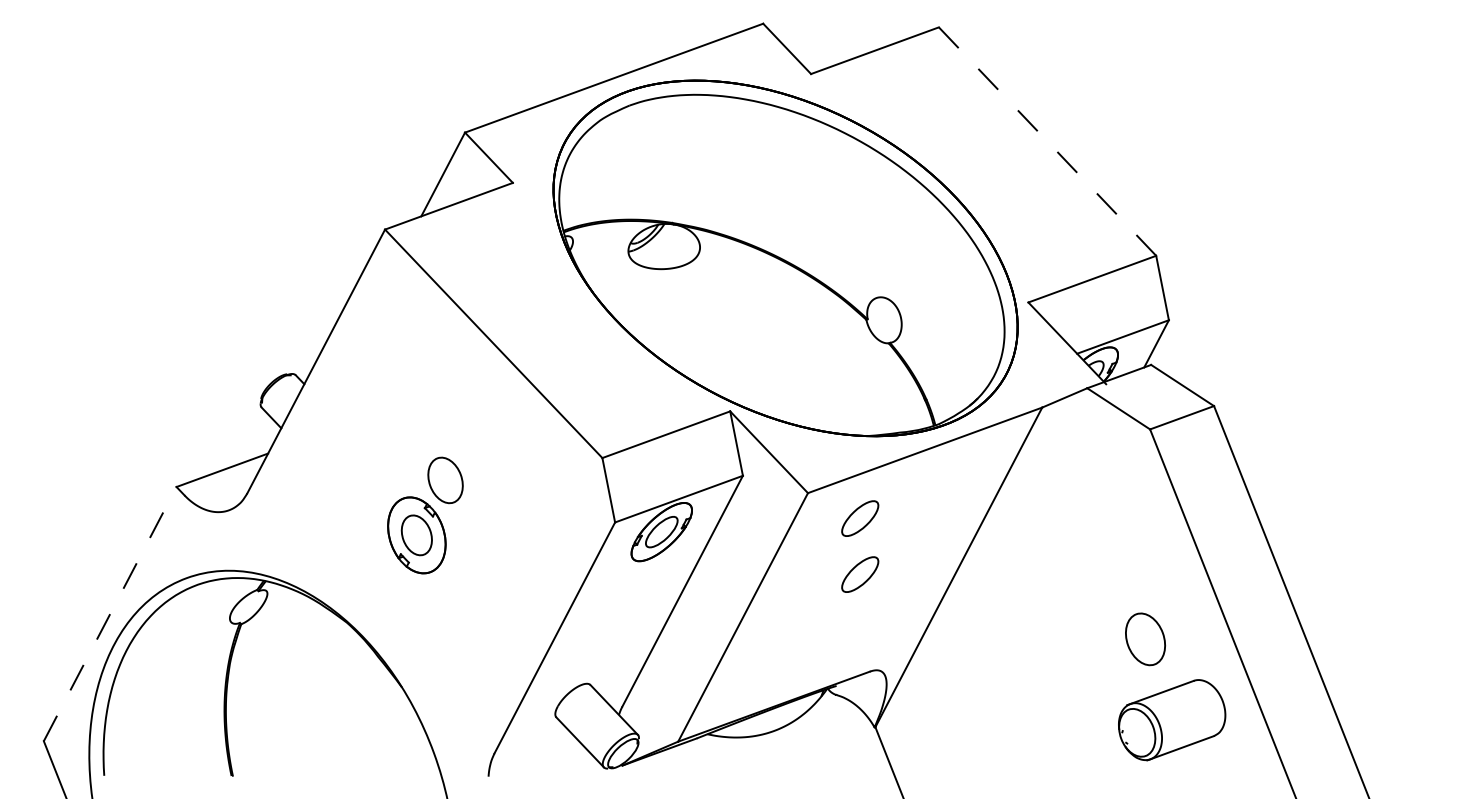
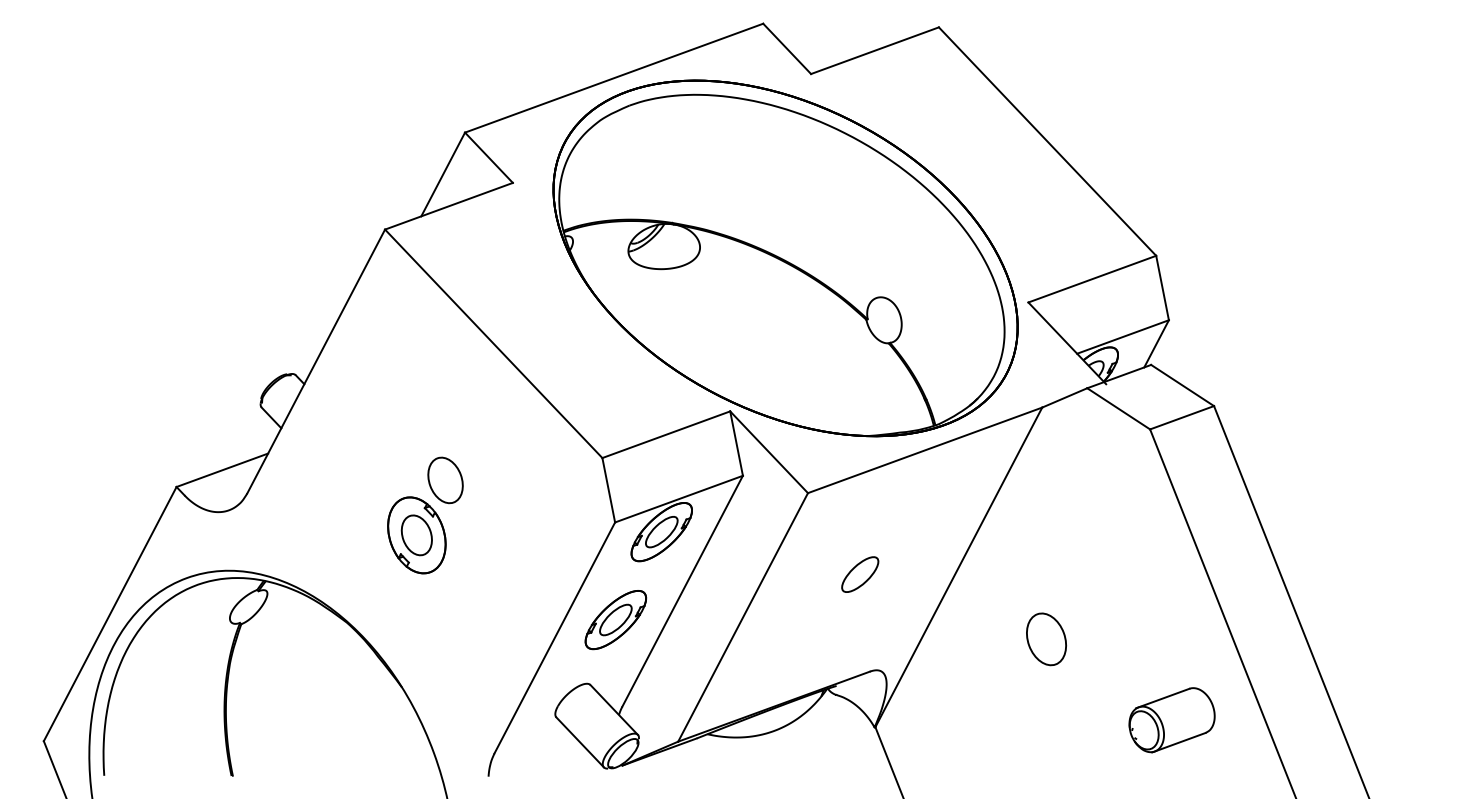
line: dashed -> solid (1047, 141)
part: present -> none (860, 518)
line: dashed -> solid (110, 613)
part: none -> present (615, 620)
part position: (1145, 639) -> (1046, 639) (1046, 639)
part size: 109x83 px -> 88x67 px (1171, 720)
